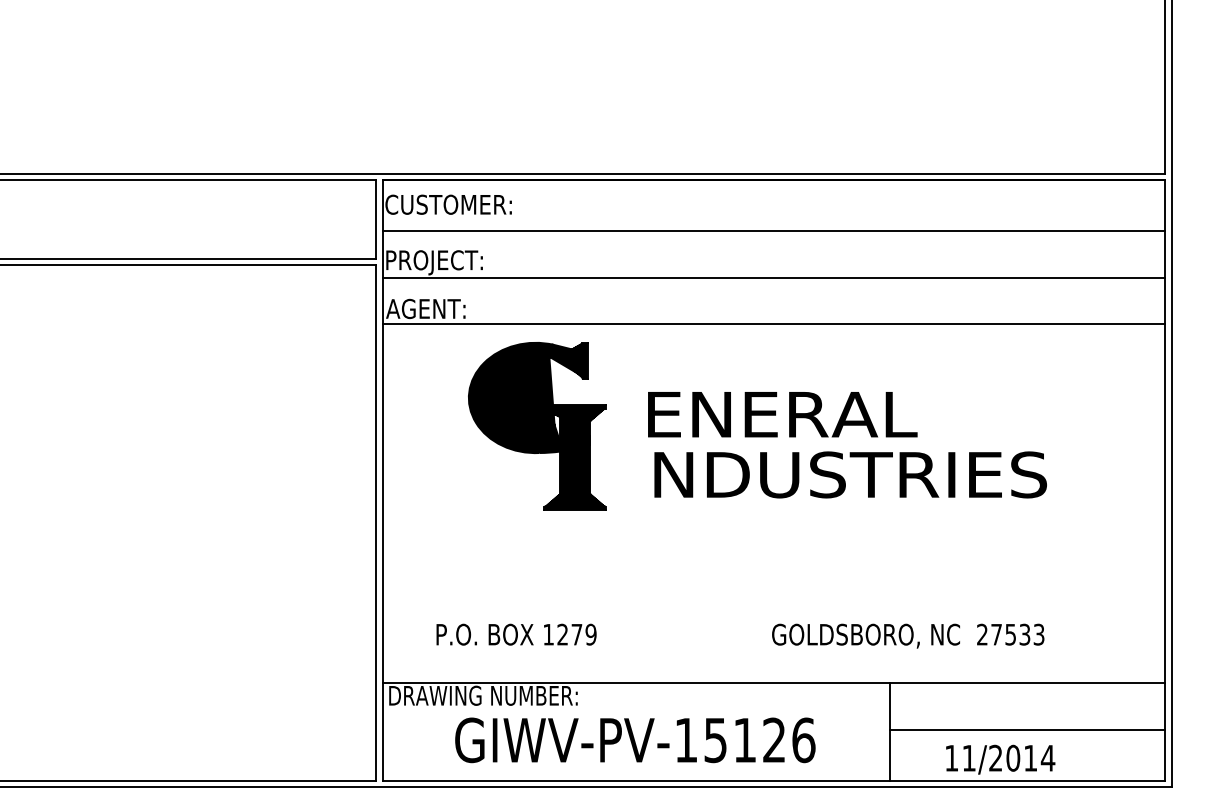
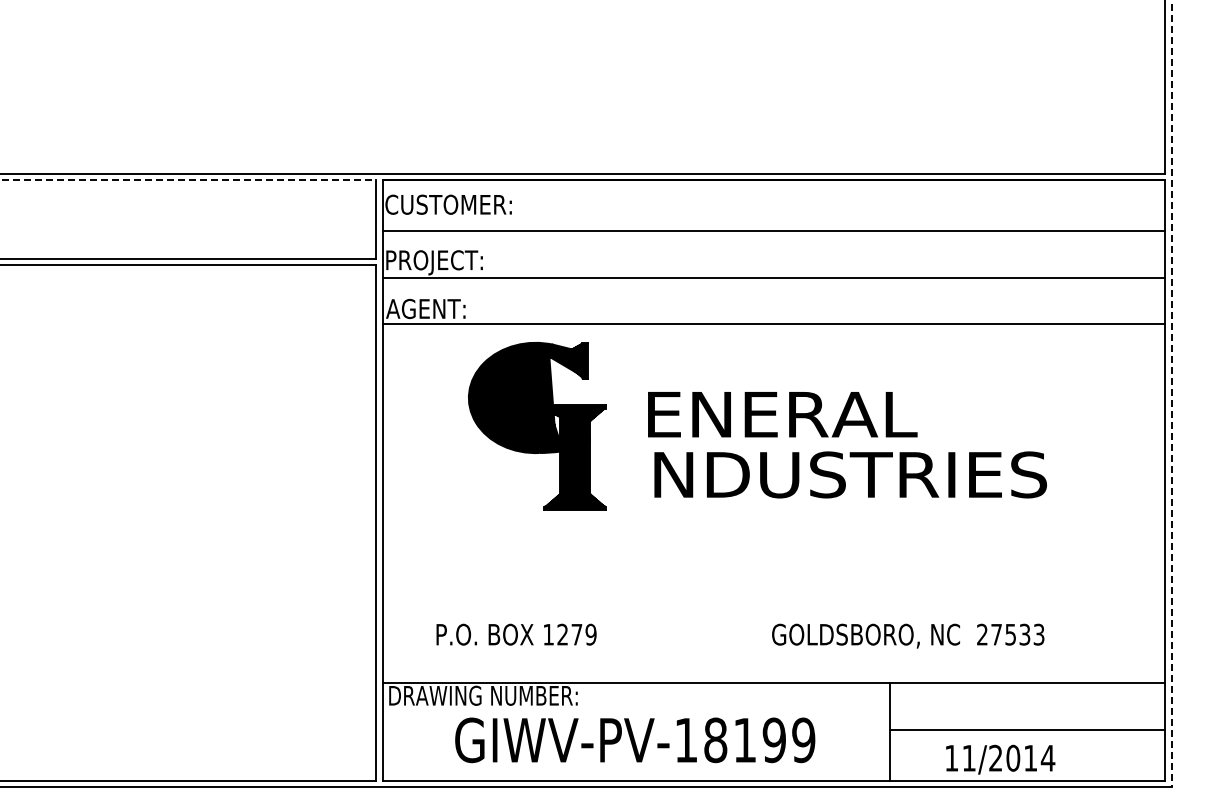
line: solid -> dashed (188, 180)
line: solid -> dashed (1171, 394)
text: GIWV-PV-15126 -> GIWV-PV-18199 (759, 740)
